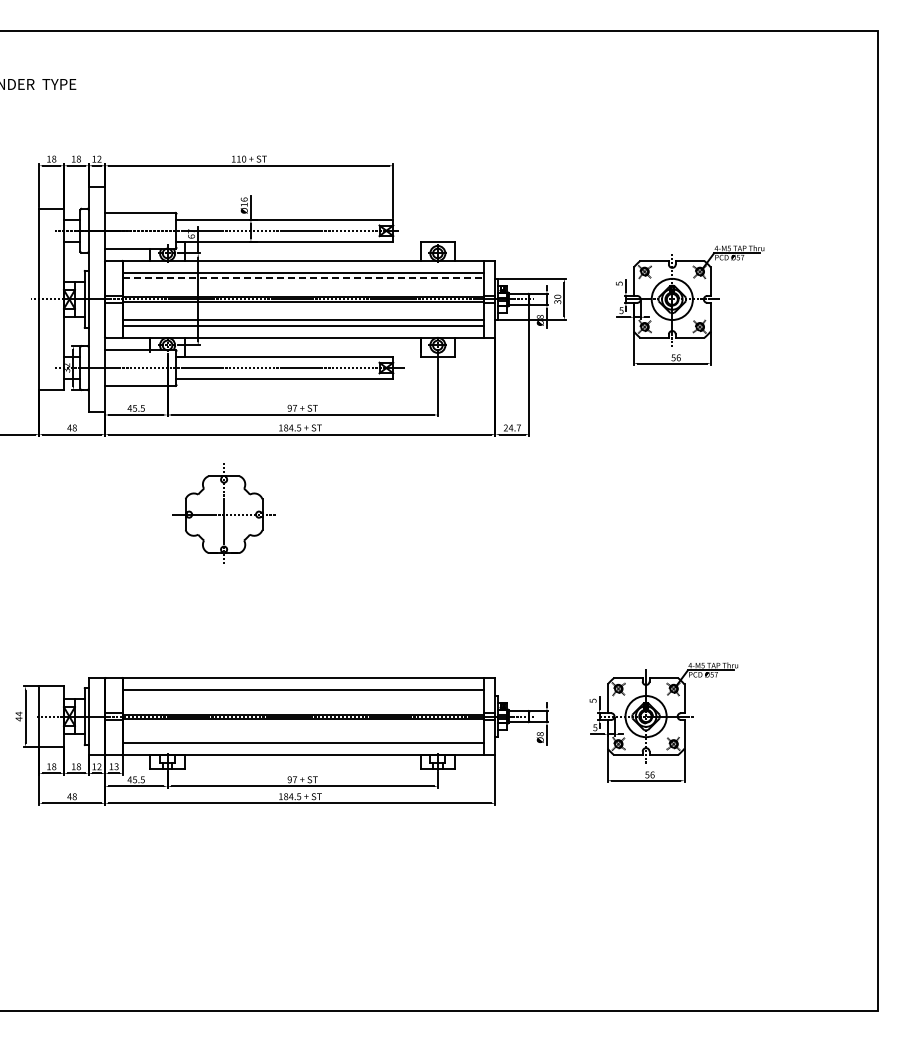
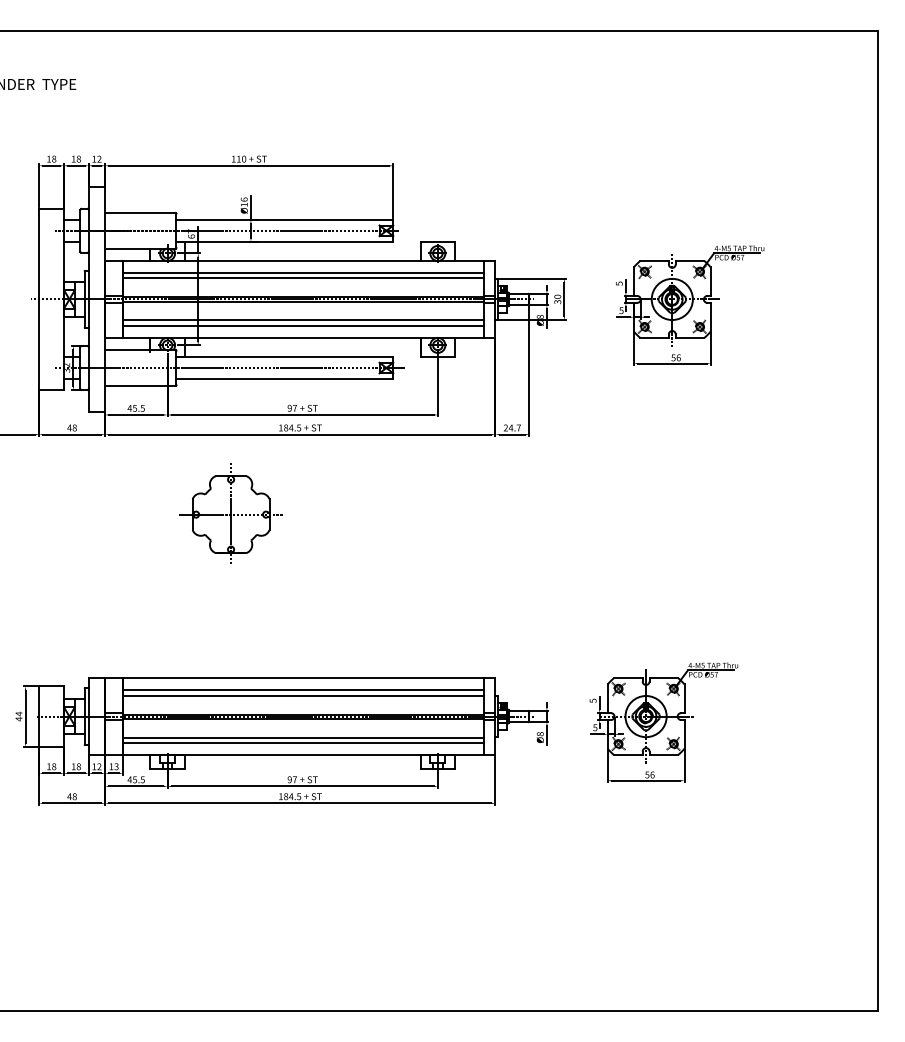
line: dashed -> solid (303, 278)
part position: (223, 513) -> (230, 513) (230, 513)
line: none -> present (302, 695)
line: none -> present (302, 737)
